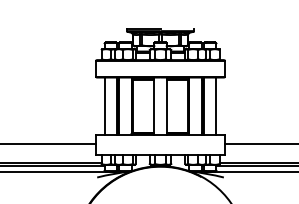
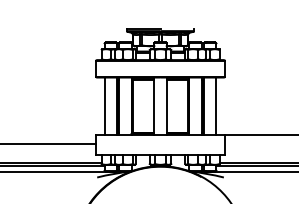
line position: (260, 144) -> (260, 135) (260, 135)
